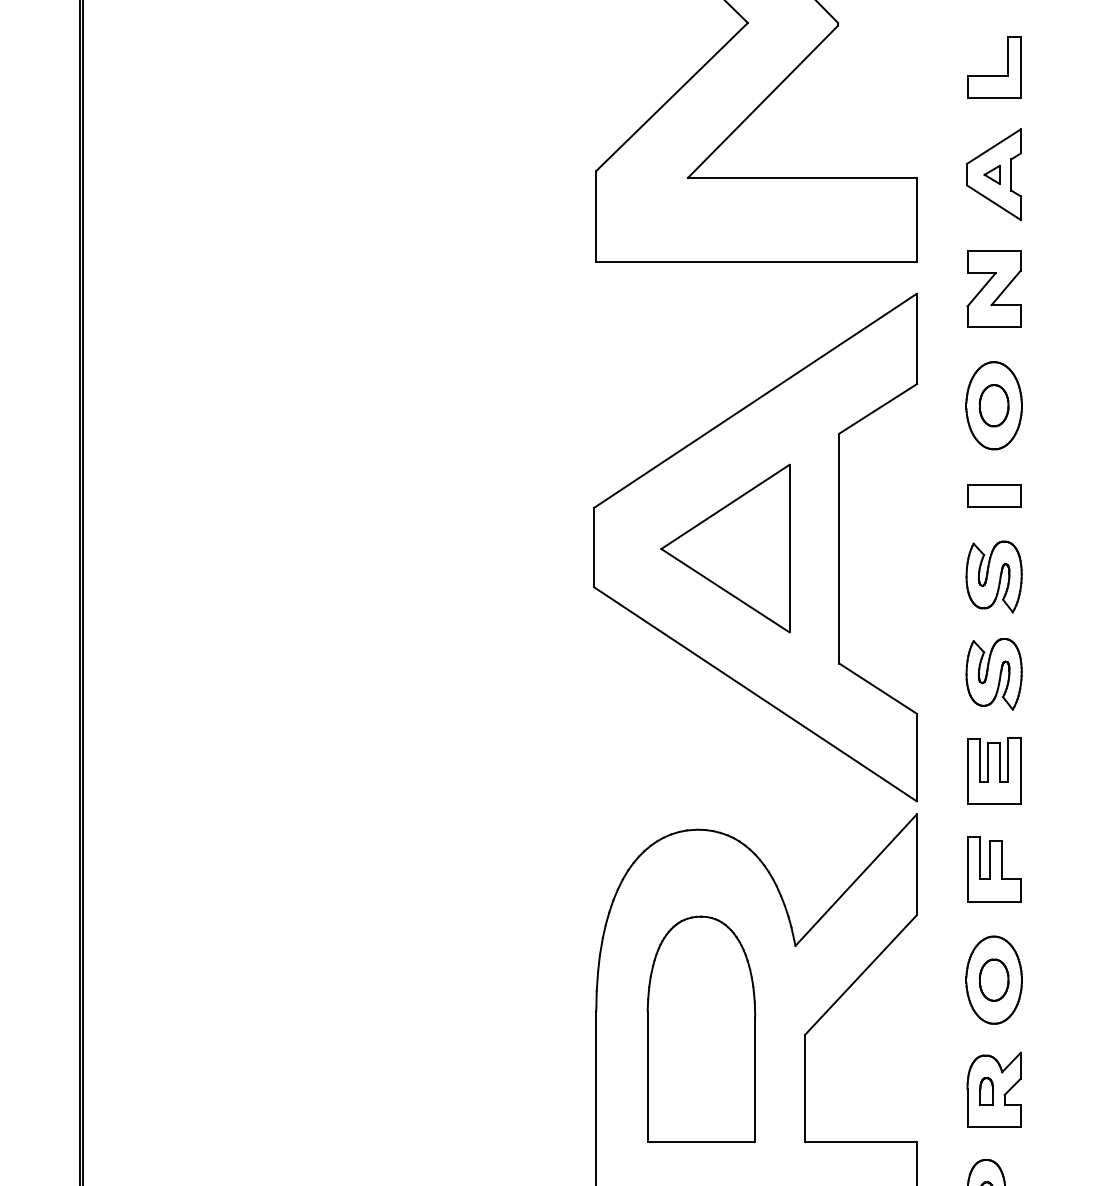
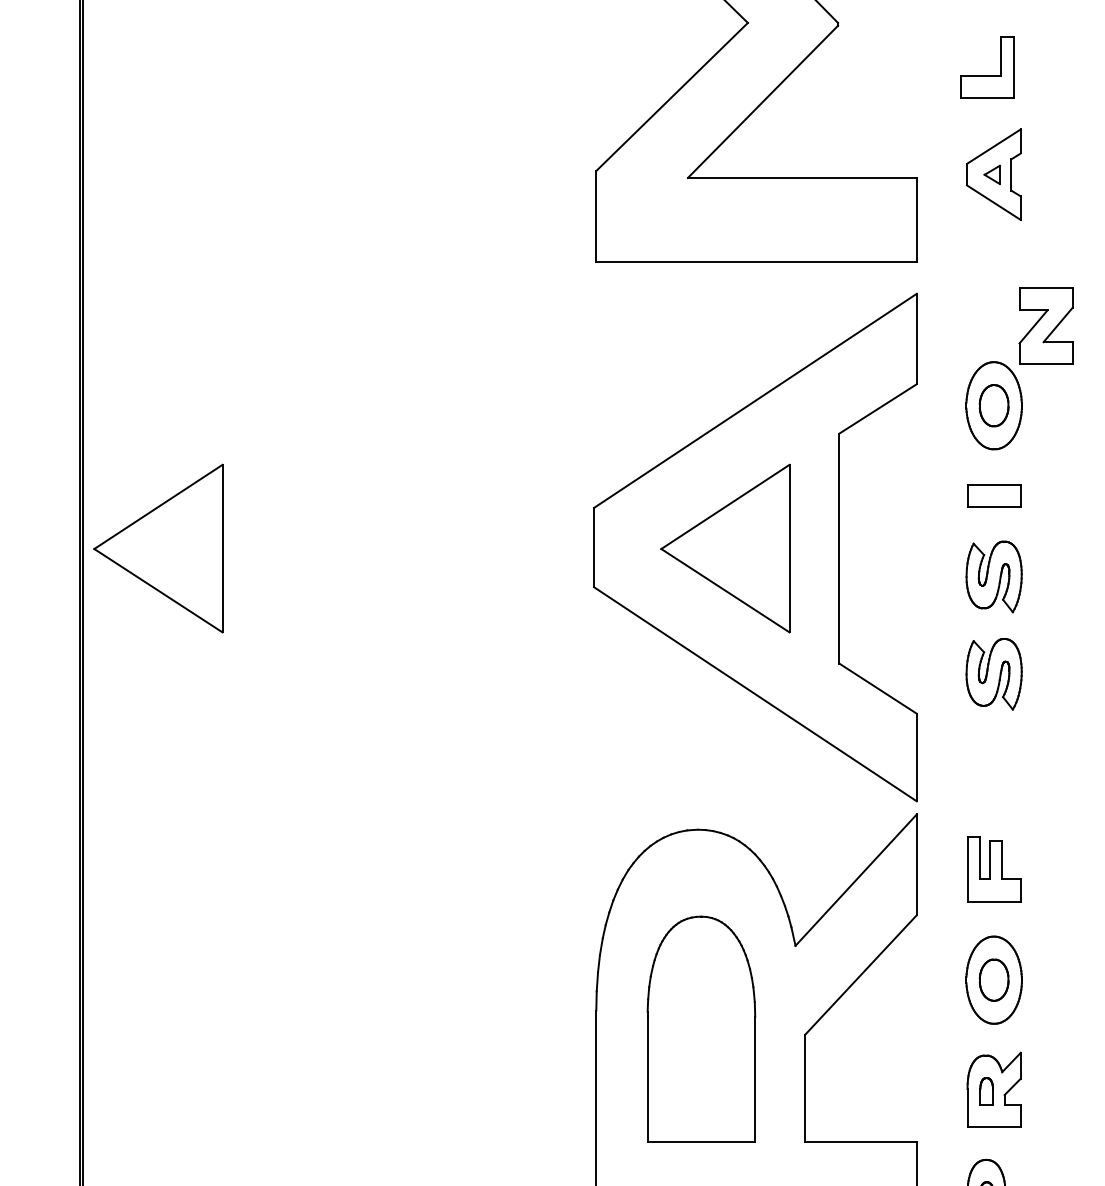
part position: (994, 75) -> (987, 75) (987, 75)
part position: (993, 288) -> (1045, 325) (1045, 325)
part: none -> present (158, 548)
part: present -> none (994, 770)
